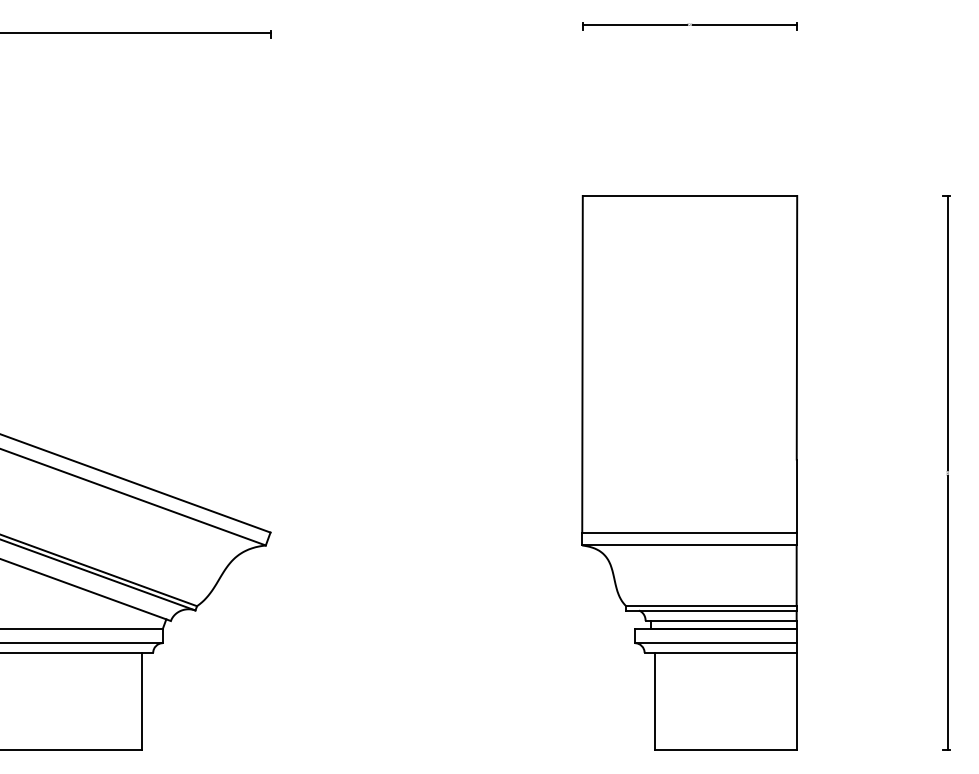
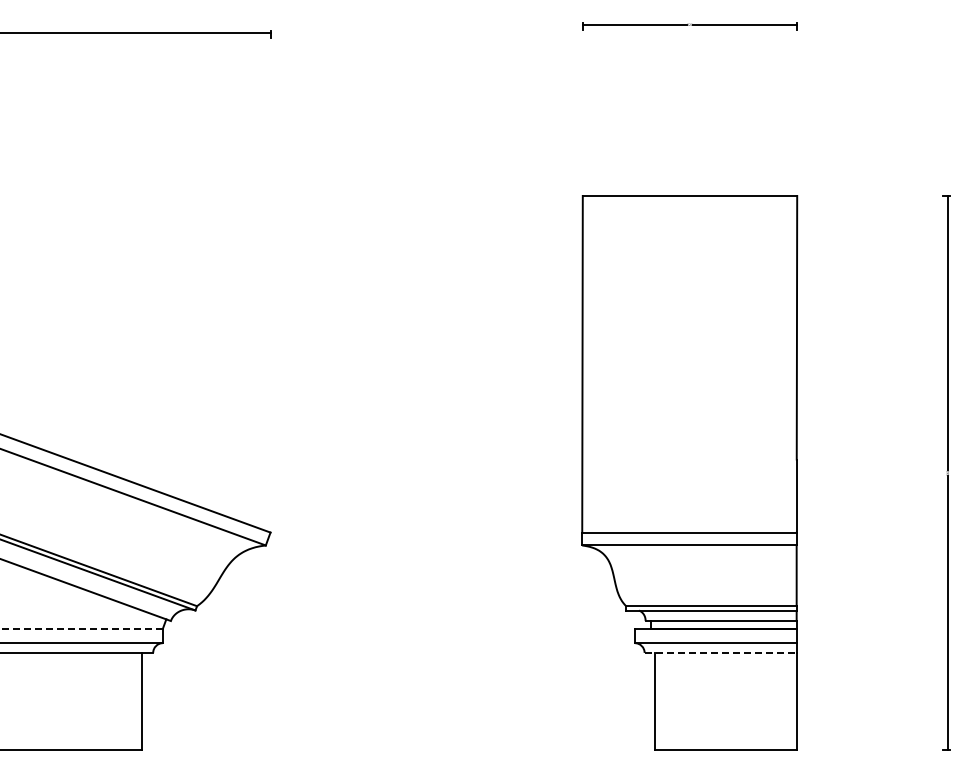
line: solid -> dashed (81, 628)
line: solid -> dashed (721, 652)
